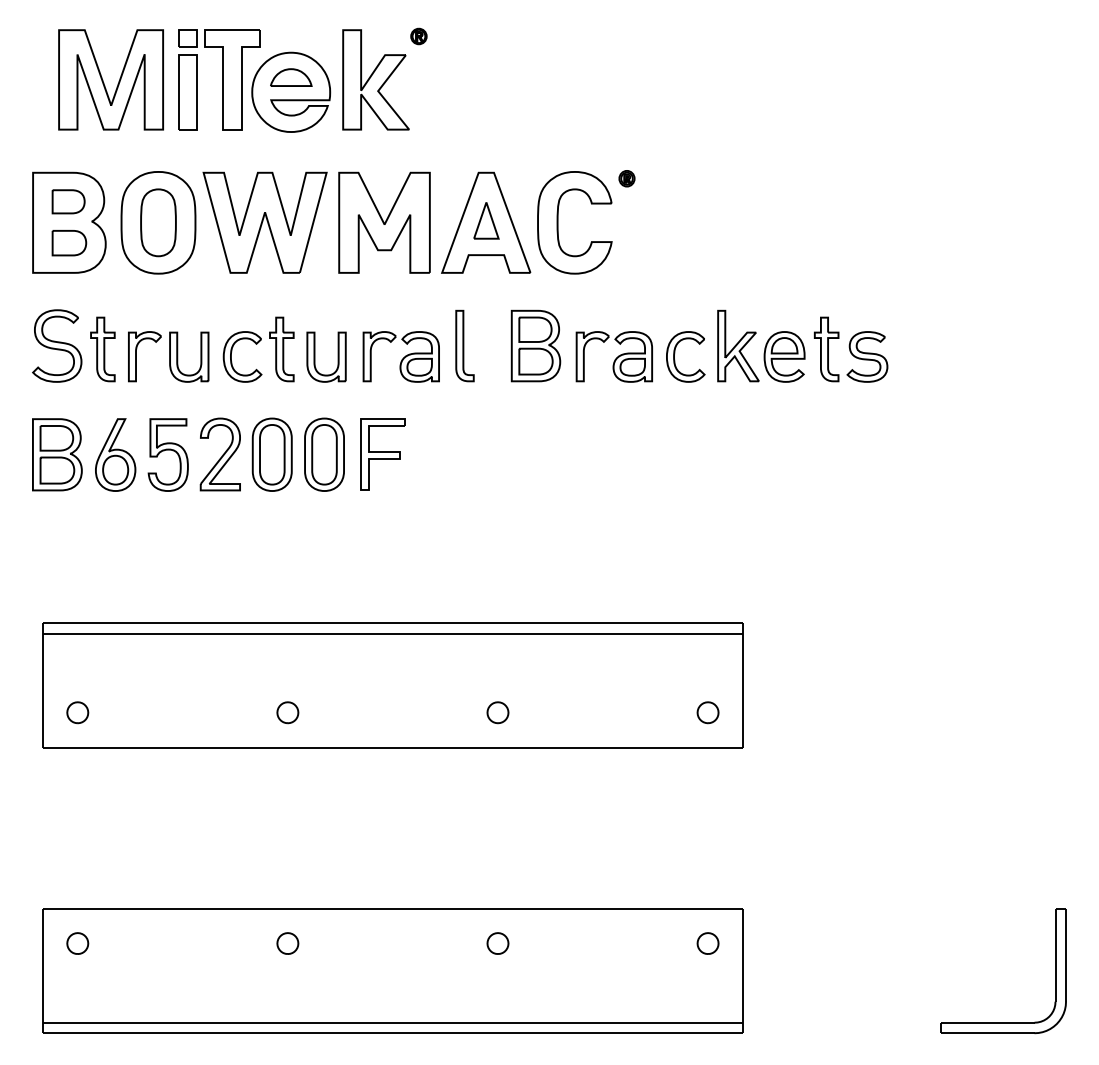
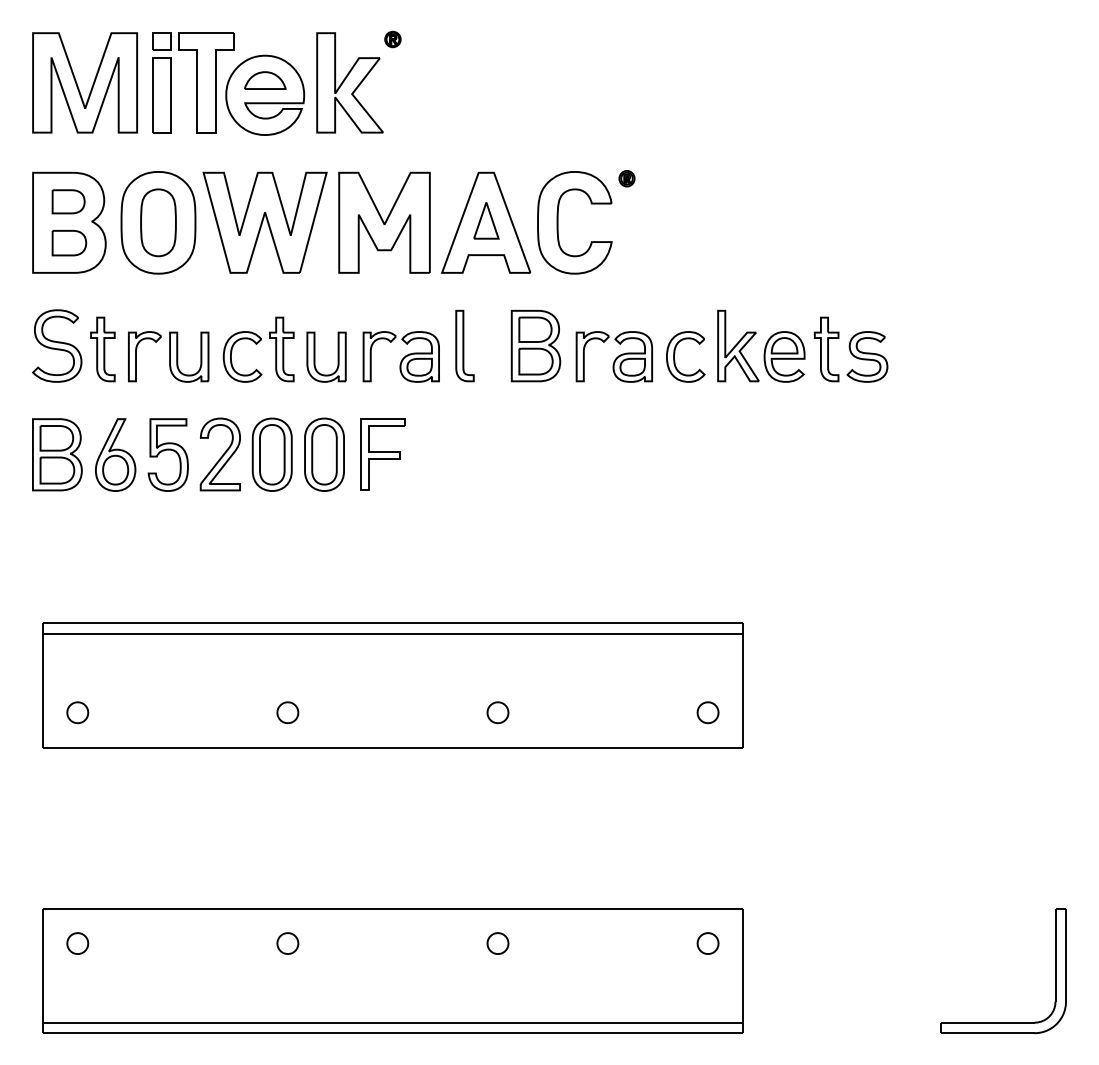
part position: (242, 79) -> (216, 82) (216, 82)
